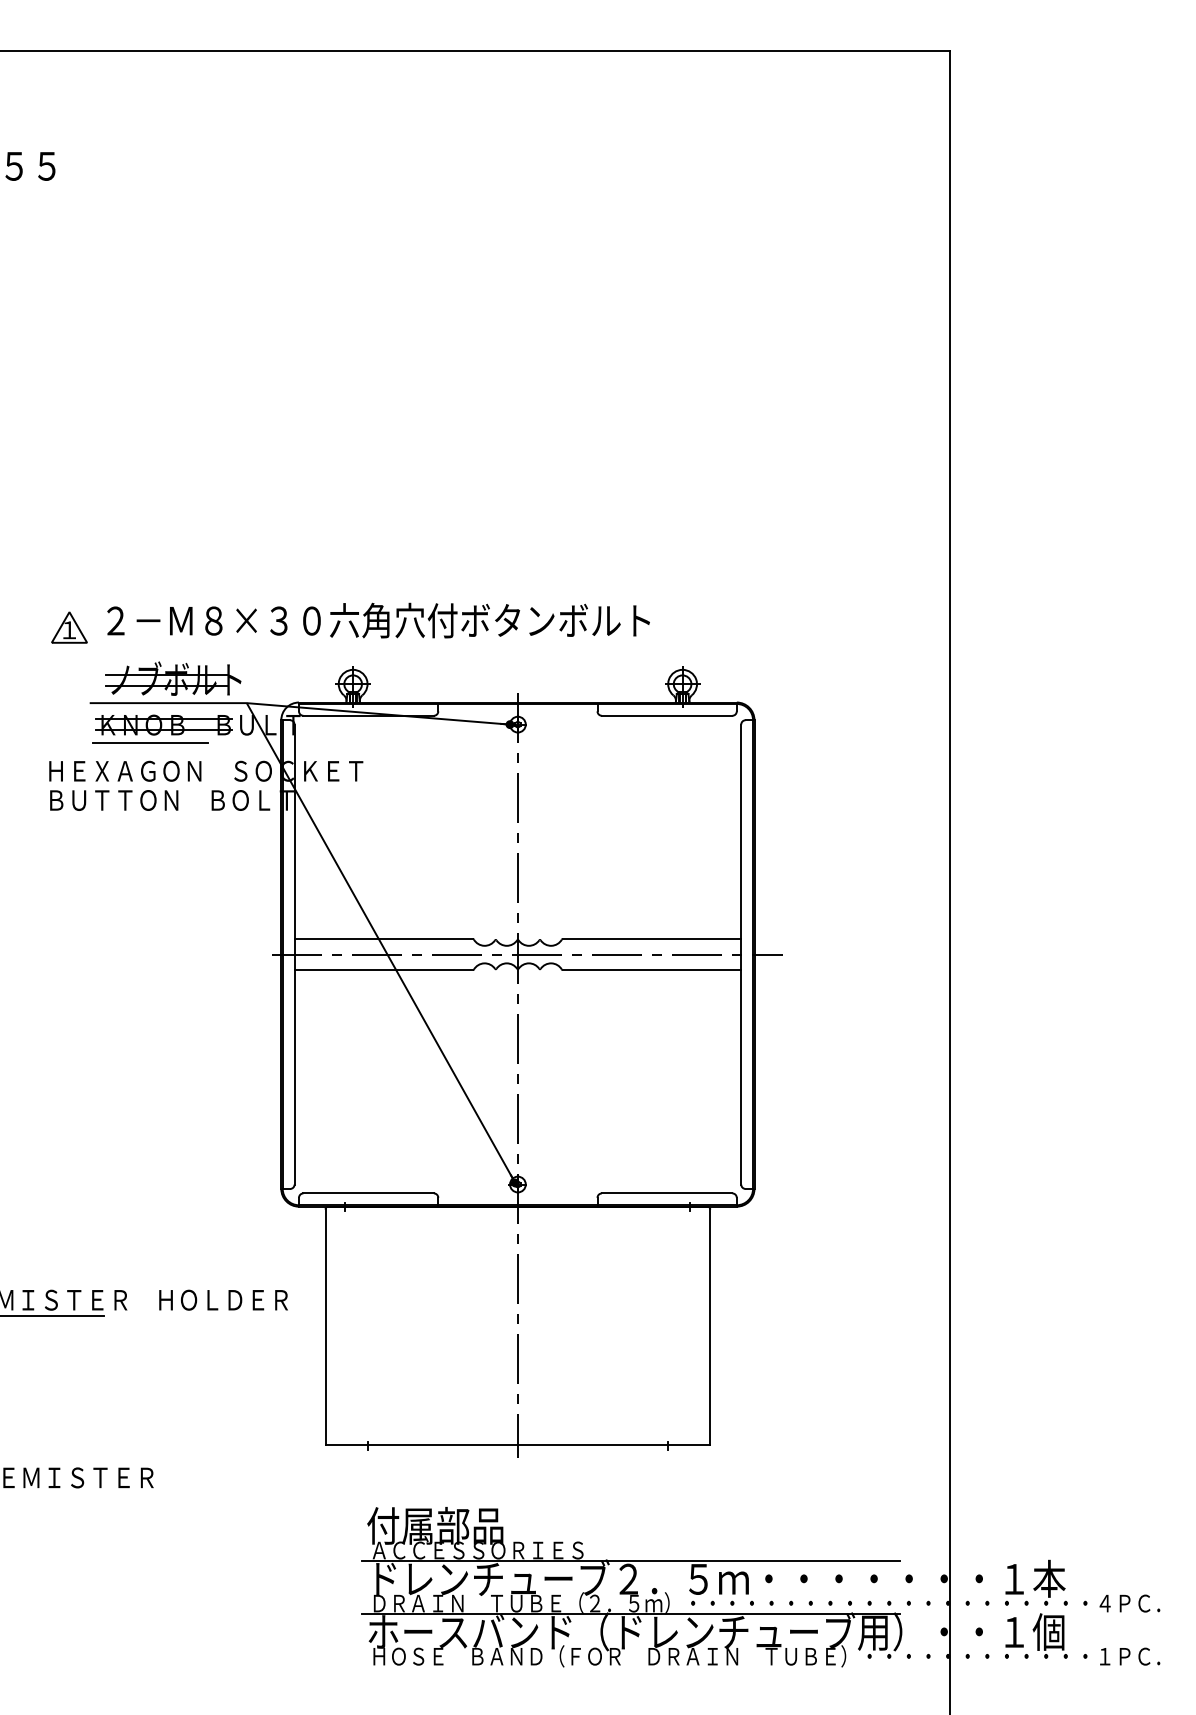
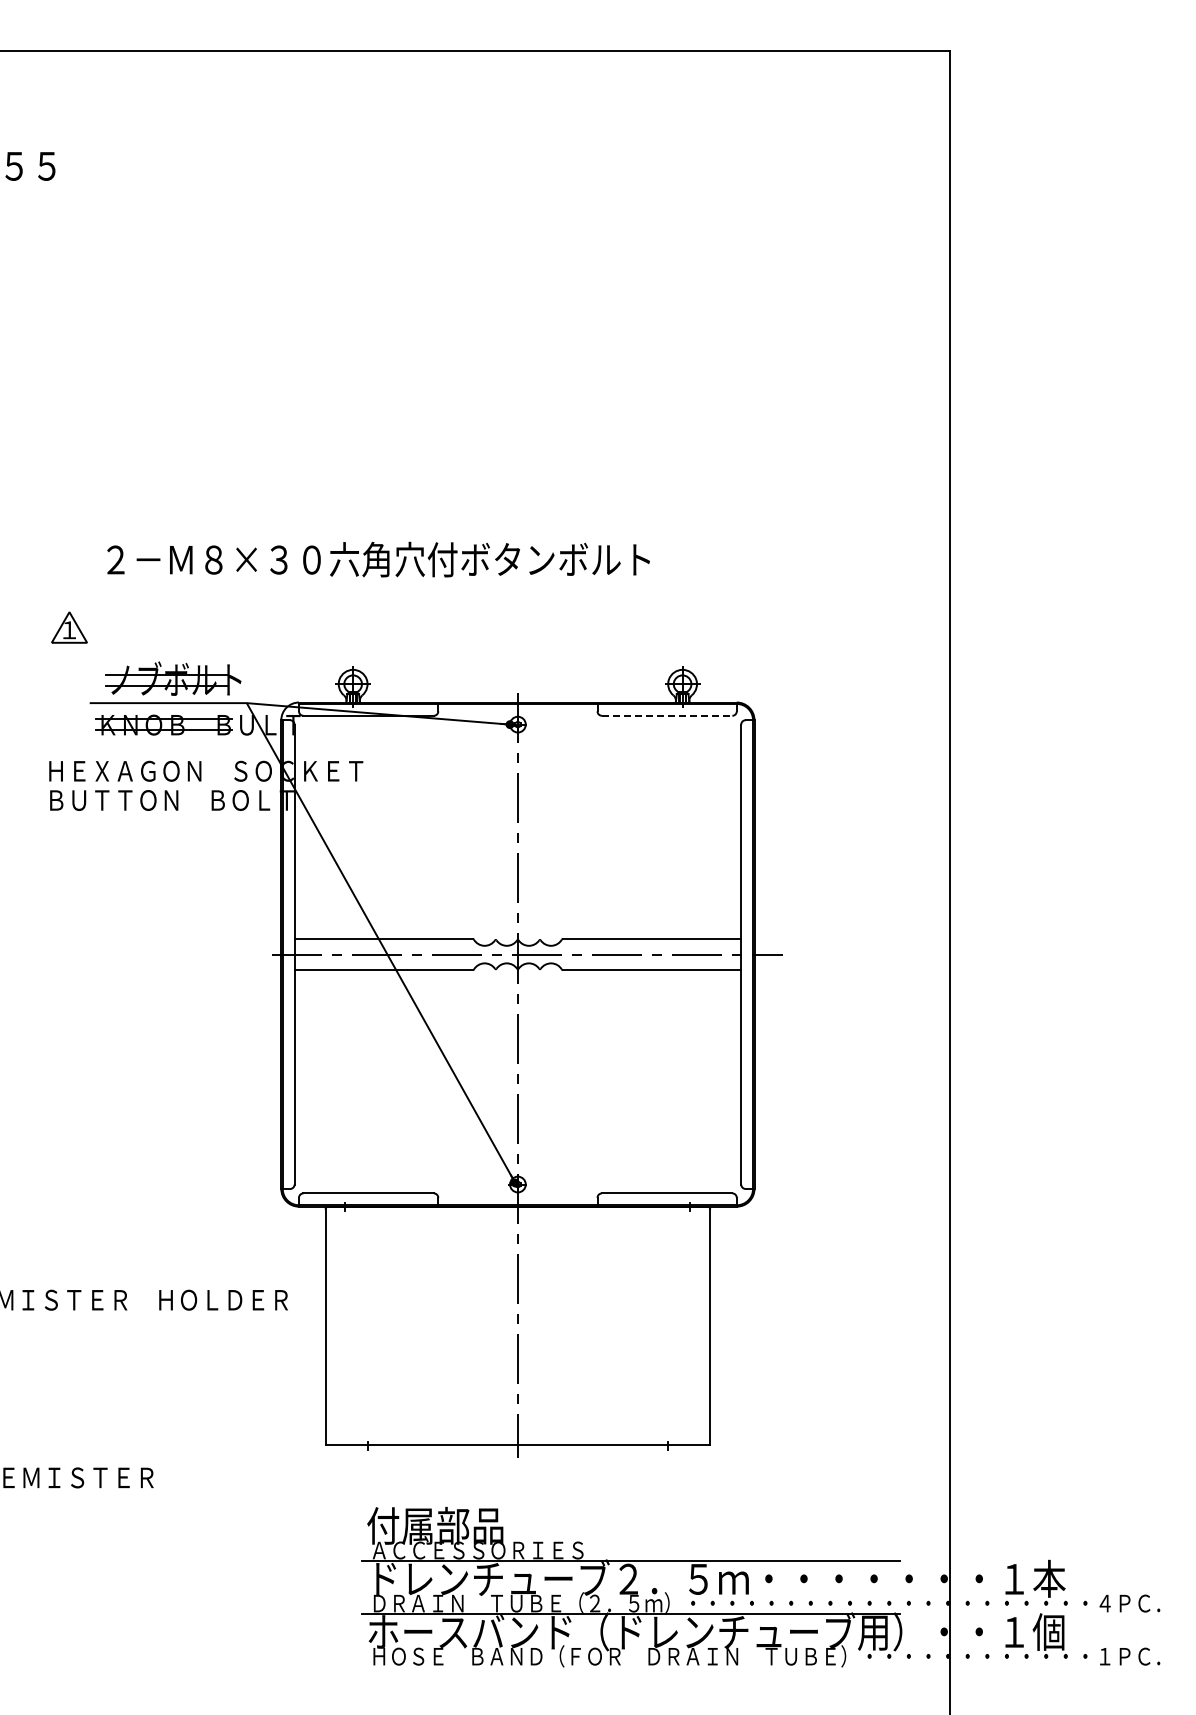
text position: (378, 620) -> (378, 559) (378, 559)
line: solid -> dashed (667, 715)
line: present -> none (150, 743)
line: present -> none (53, 1316)
